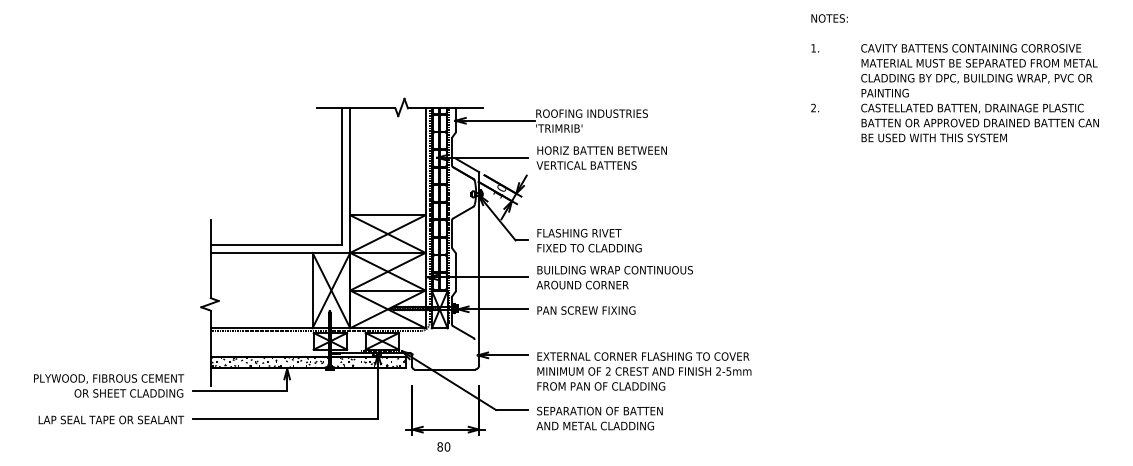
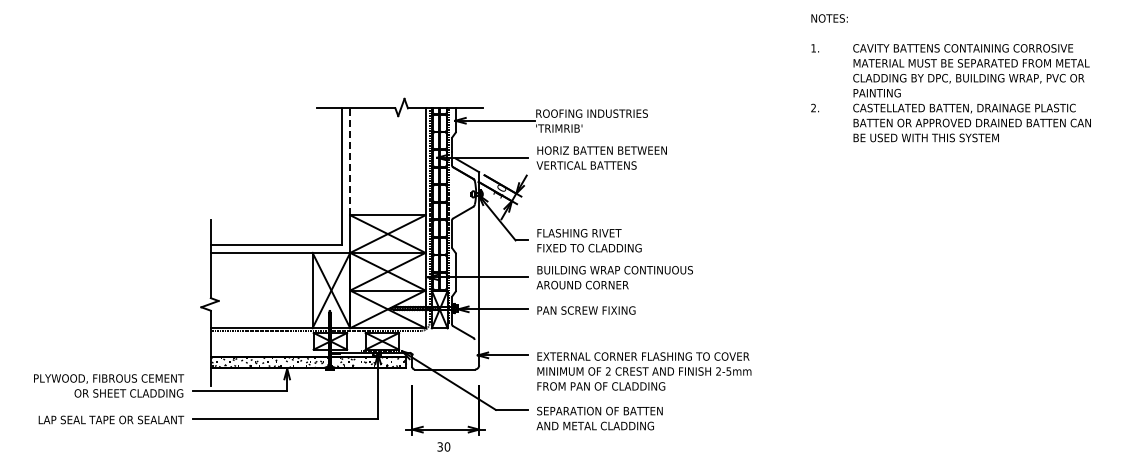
text position: (979, 93) -> (971, 93) (971, 93)
line: solid -> dashed (350, 161)
text: 80 -> 30 (439, 446)
